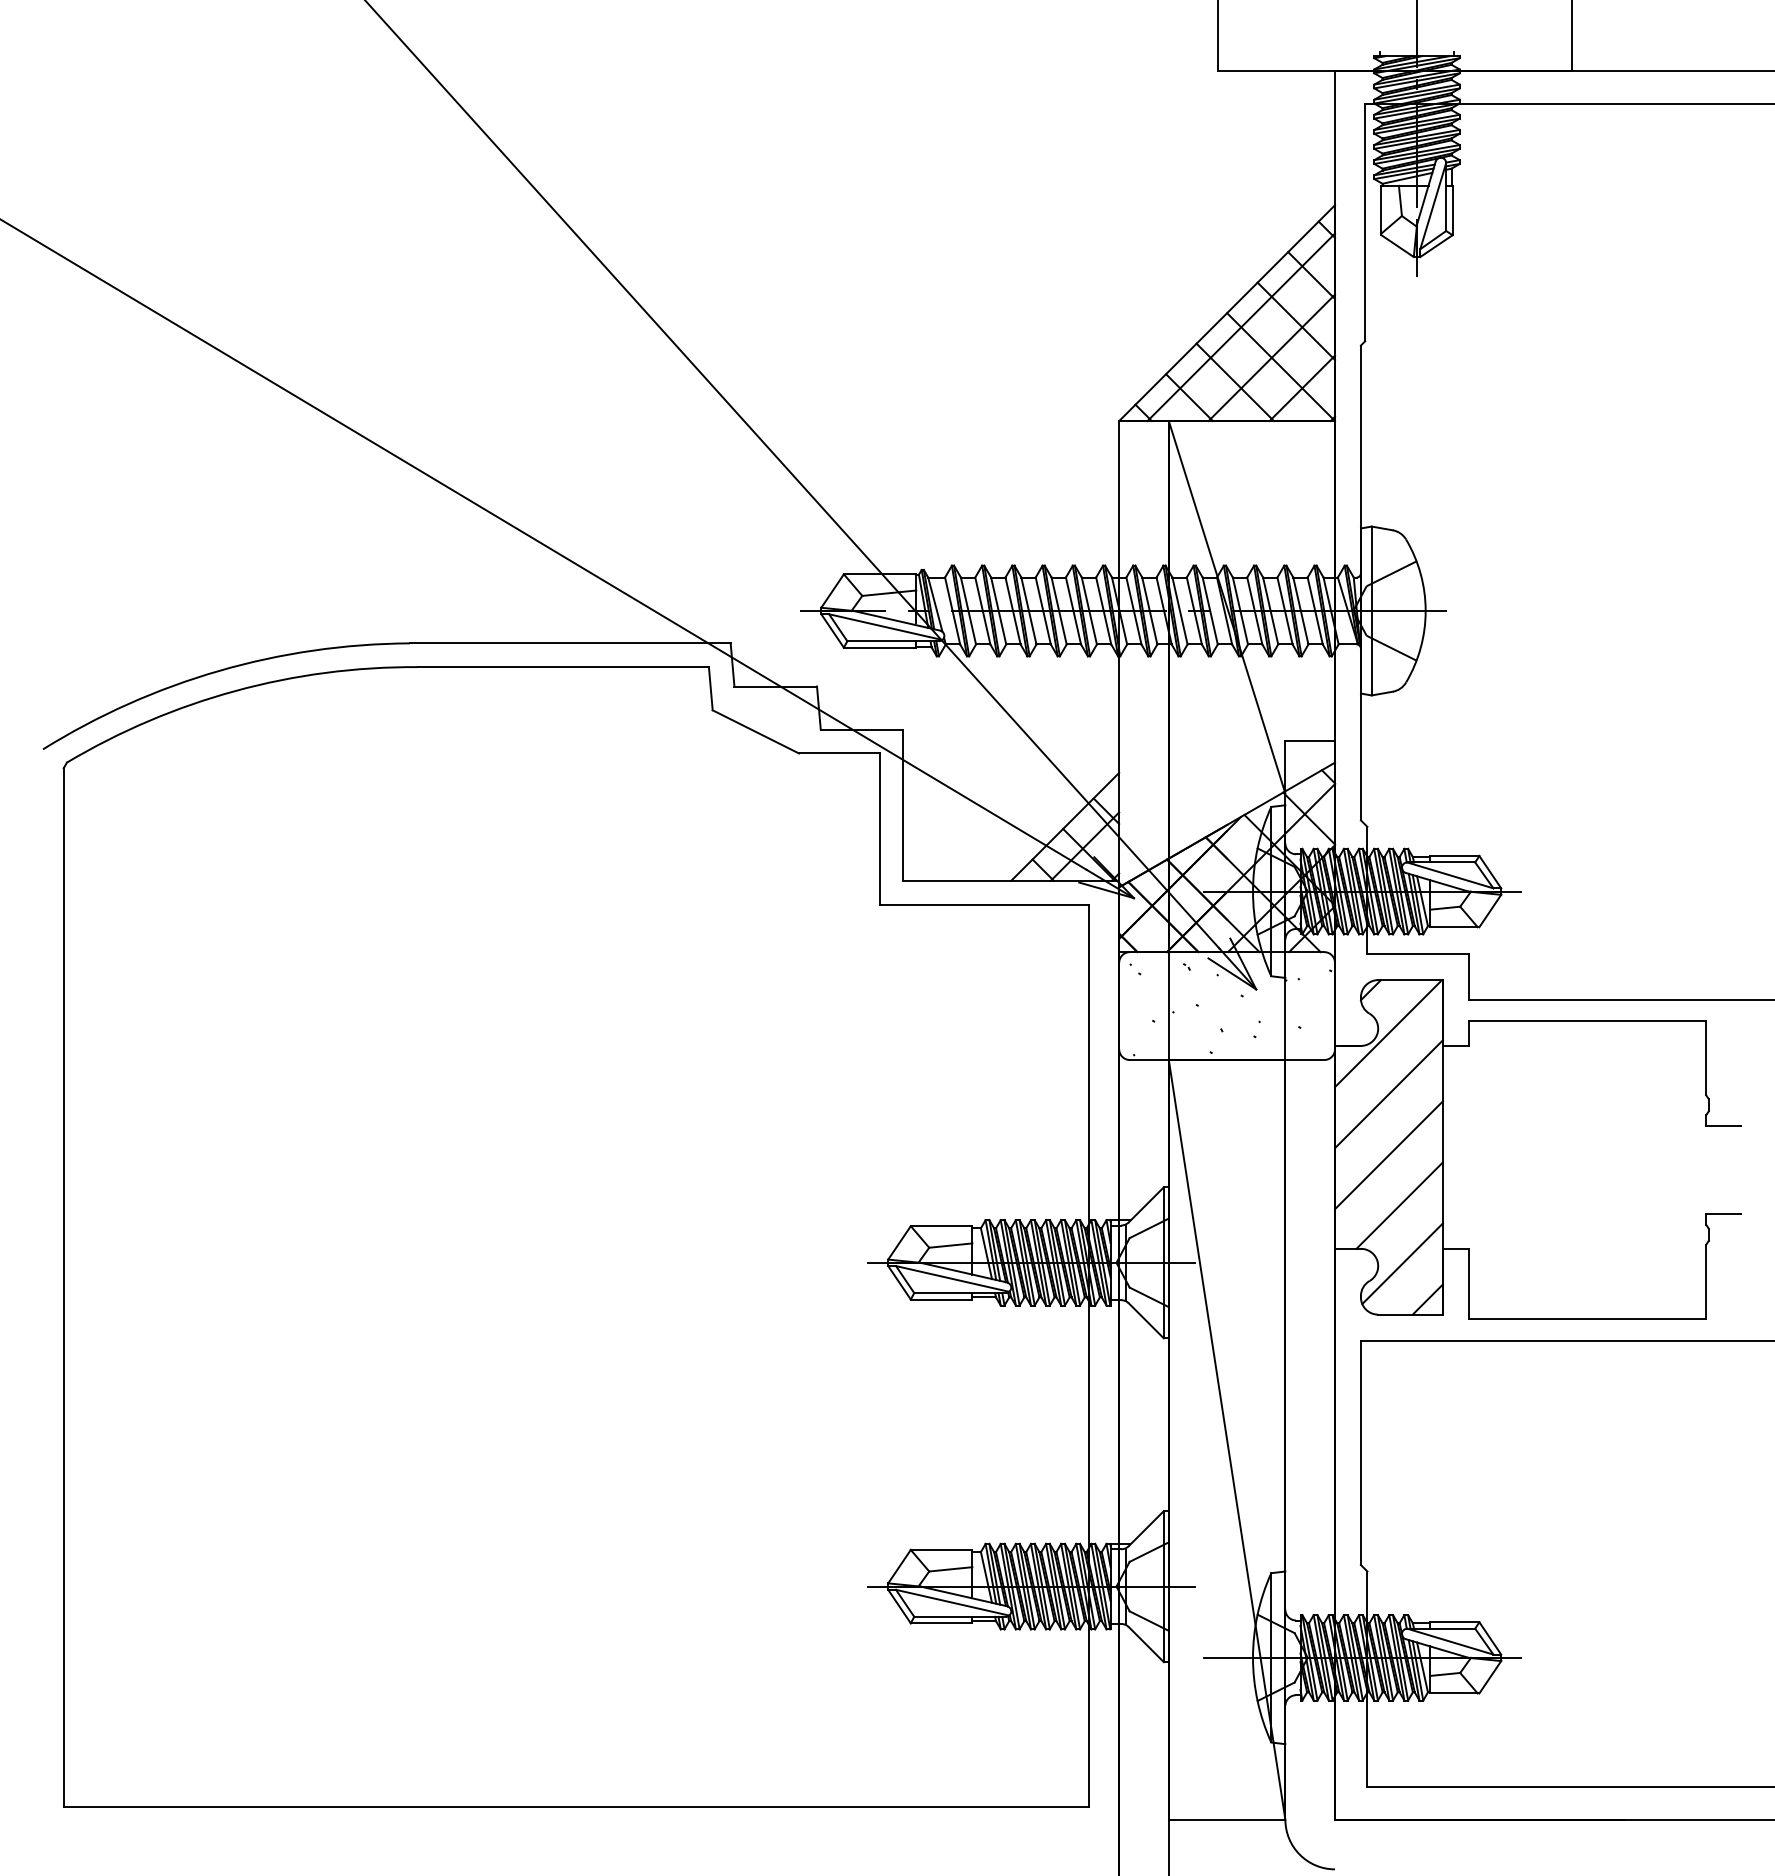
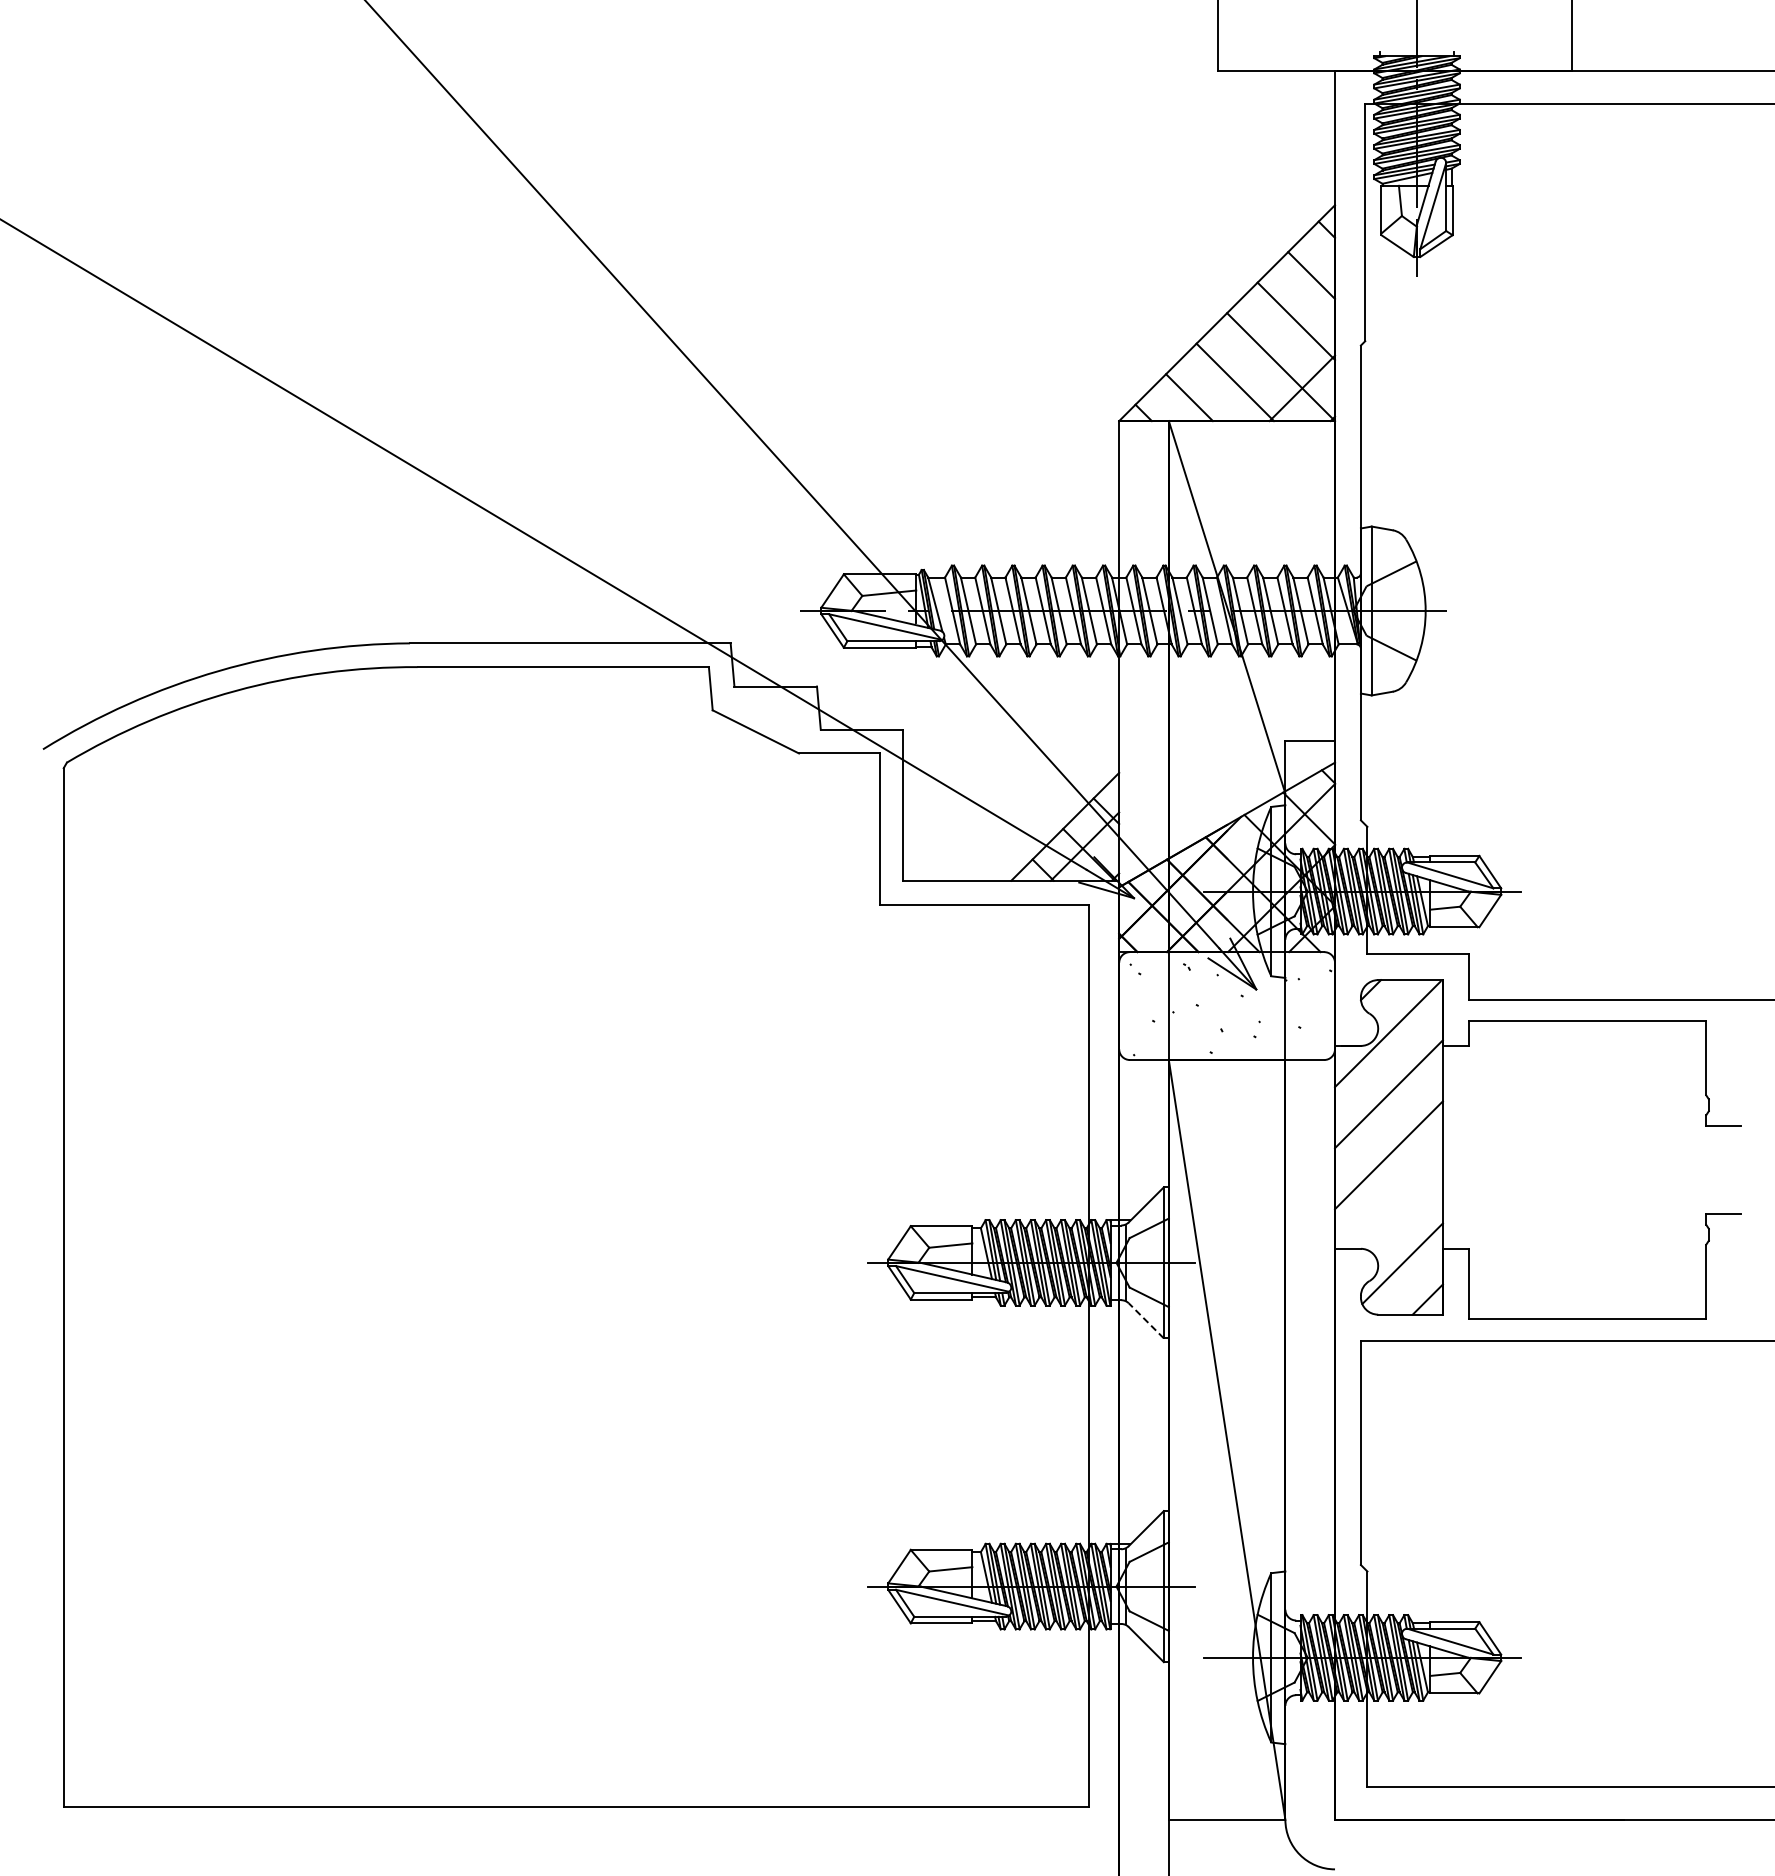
line: present -> none (1241, 327)
line: present -> none (1271, 357)
line: present -> none (1399, 1205)
line: solid -> dashed (1146, 1320)
